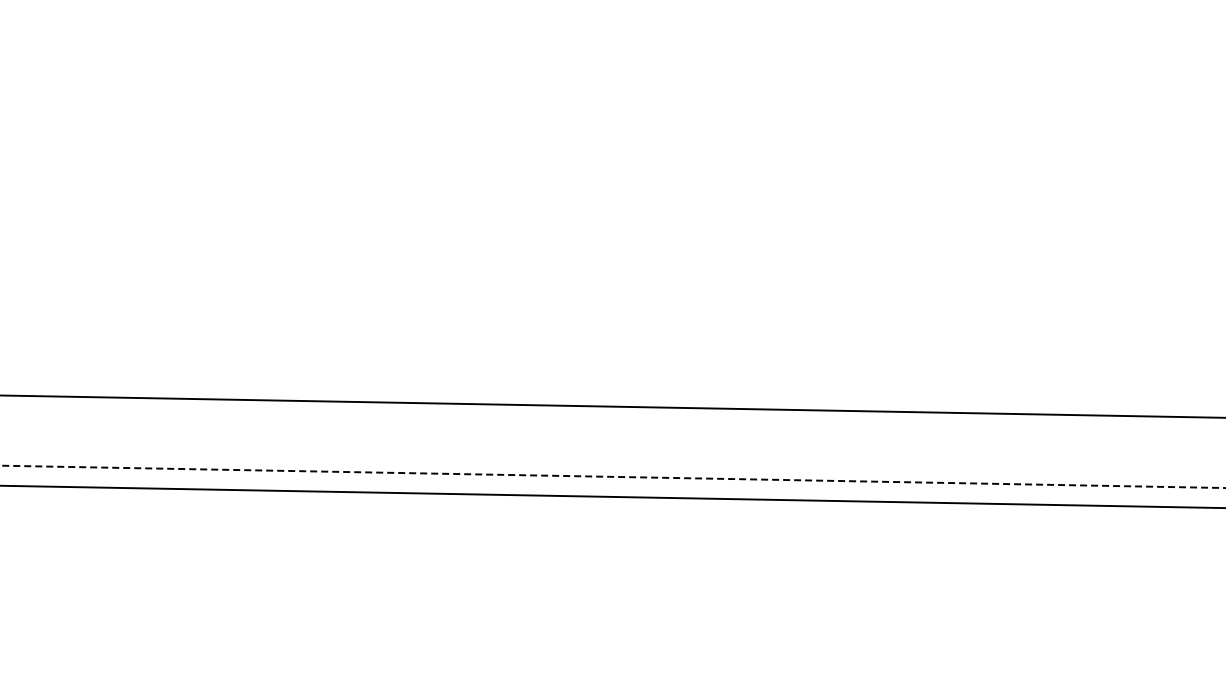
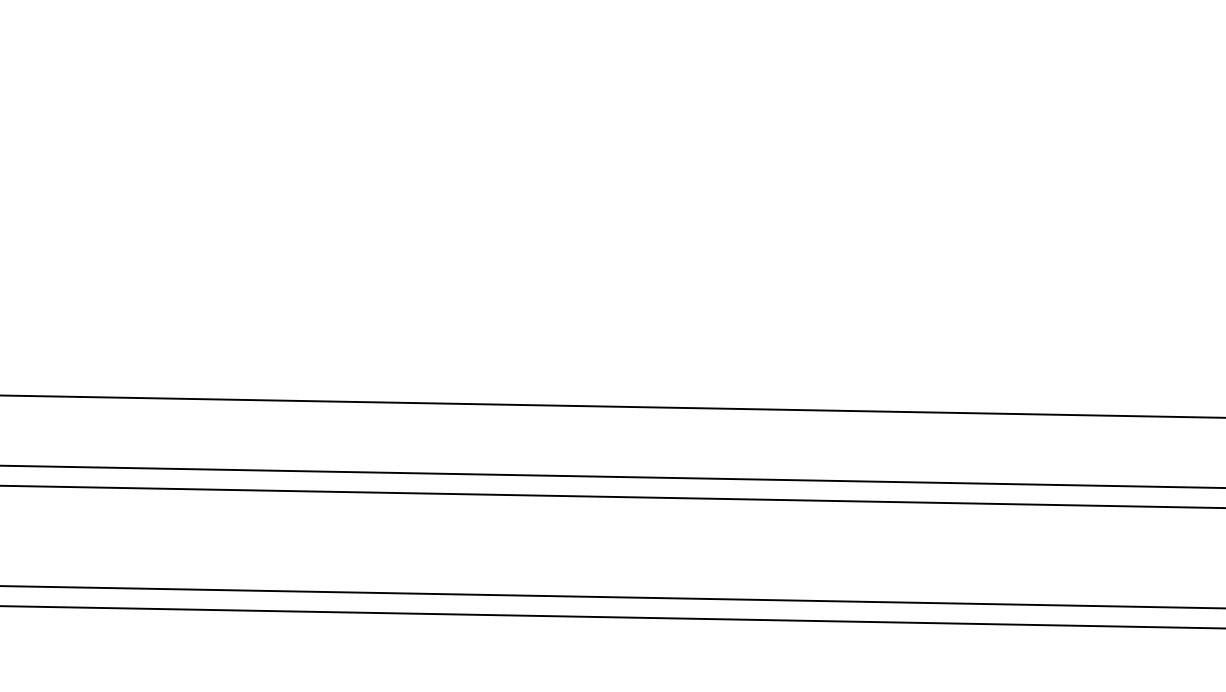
line: dashed -> solid (612, 476)
line: none -> present (612, 597)
line: none -> present (612, 617)
